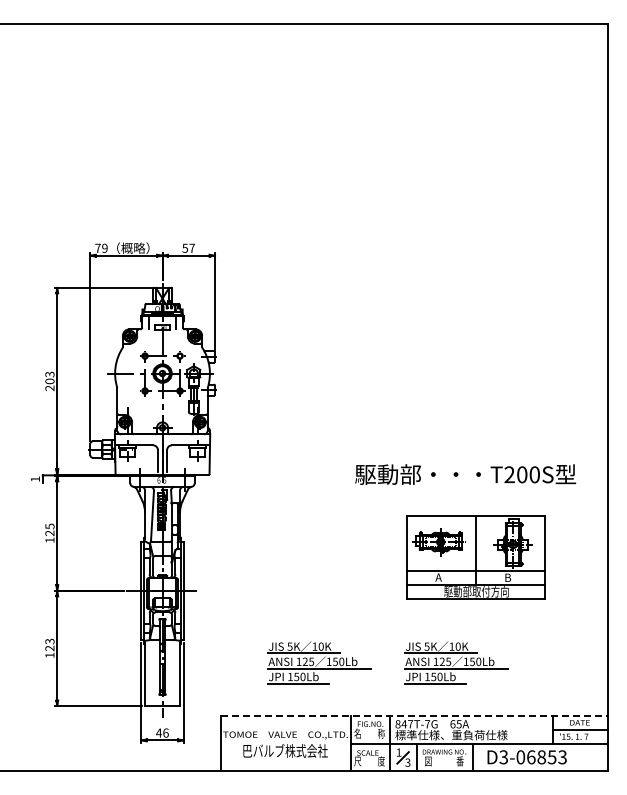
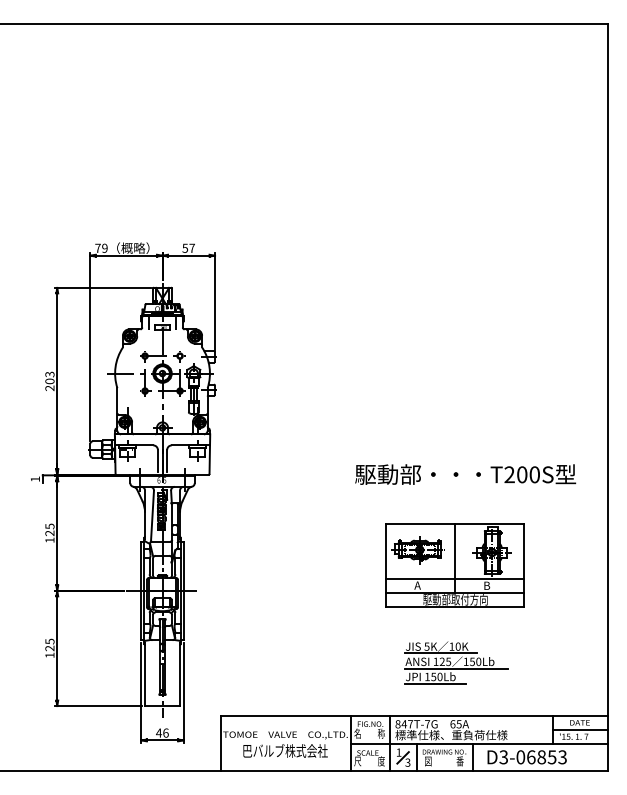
part position: (475, 557) -> (454, 565) (454, 565)
text: 123 -> 125 (49, 641)
part: present -> none (319, 662)
line: dashed -> solid (415, 715)
